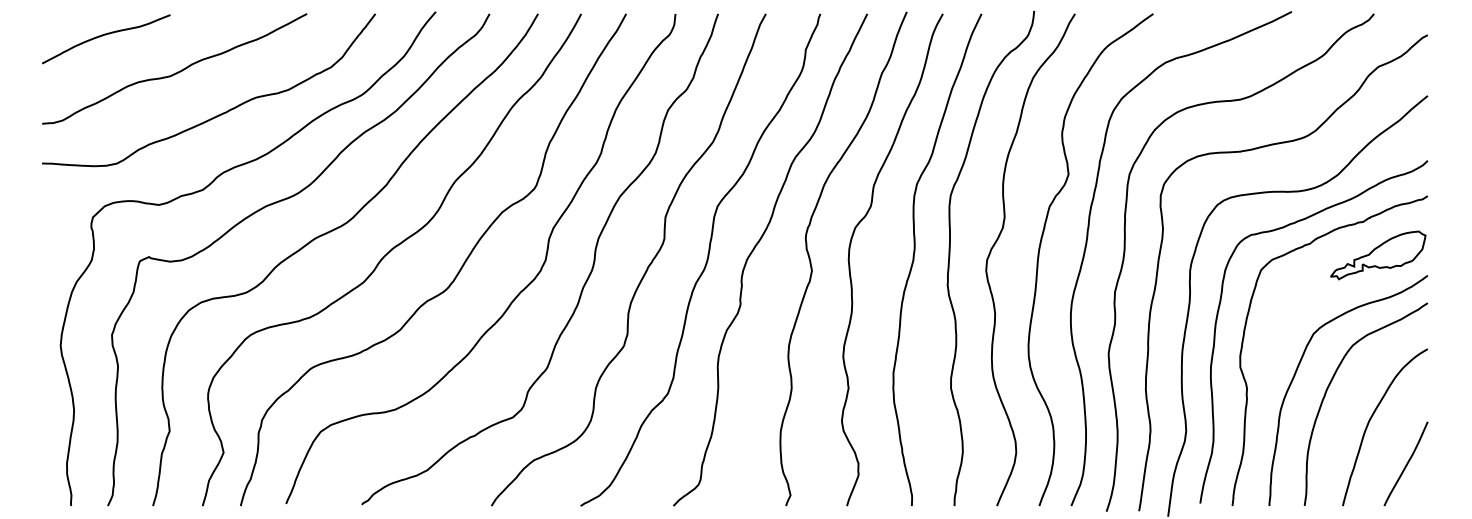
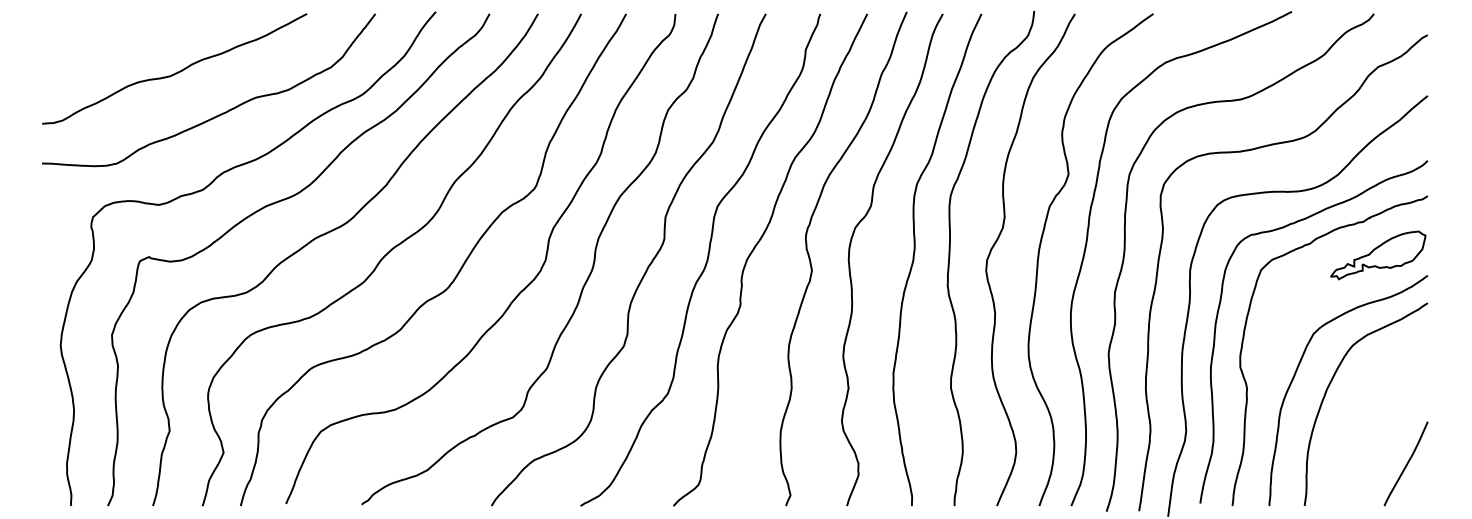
curve: present -> none (106, 35)
curve: present -> none (1371, 419)
